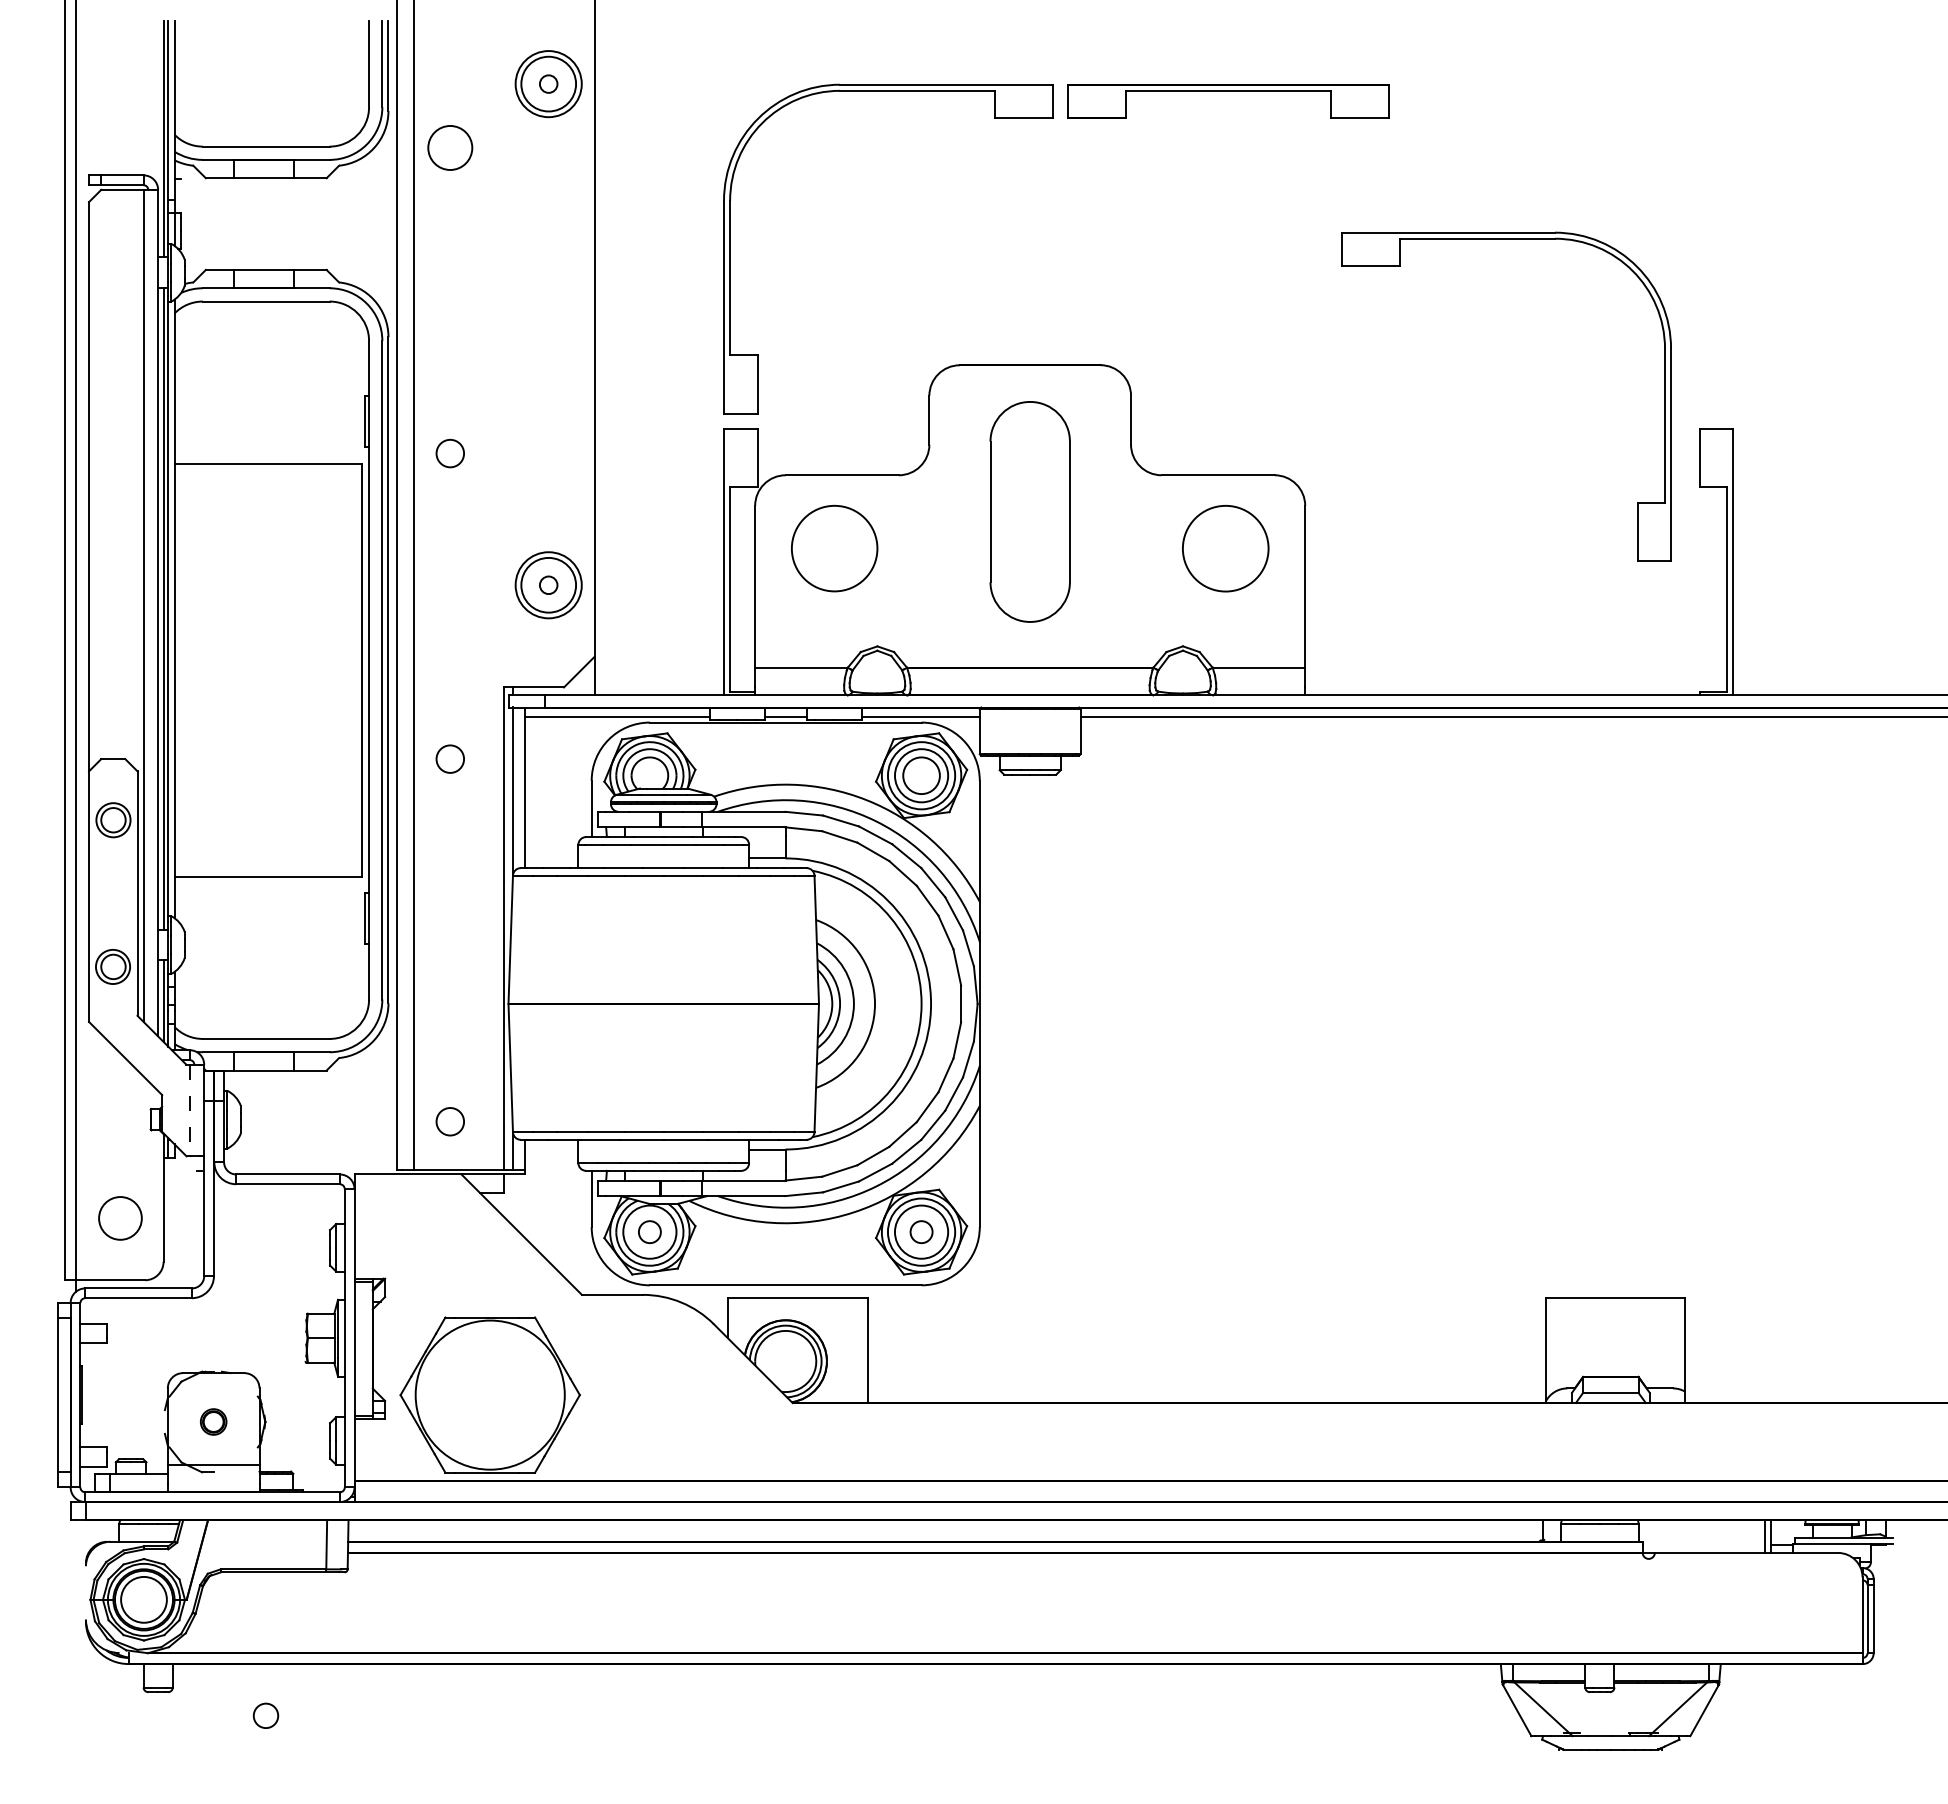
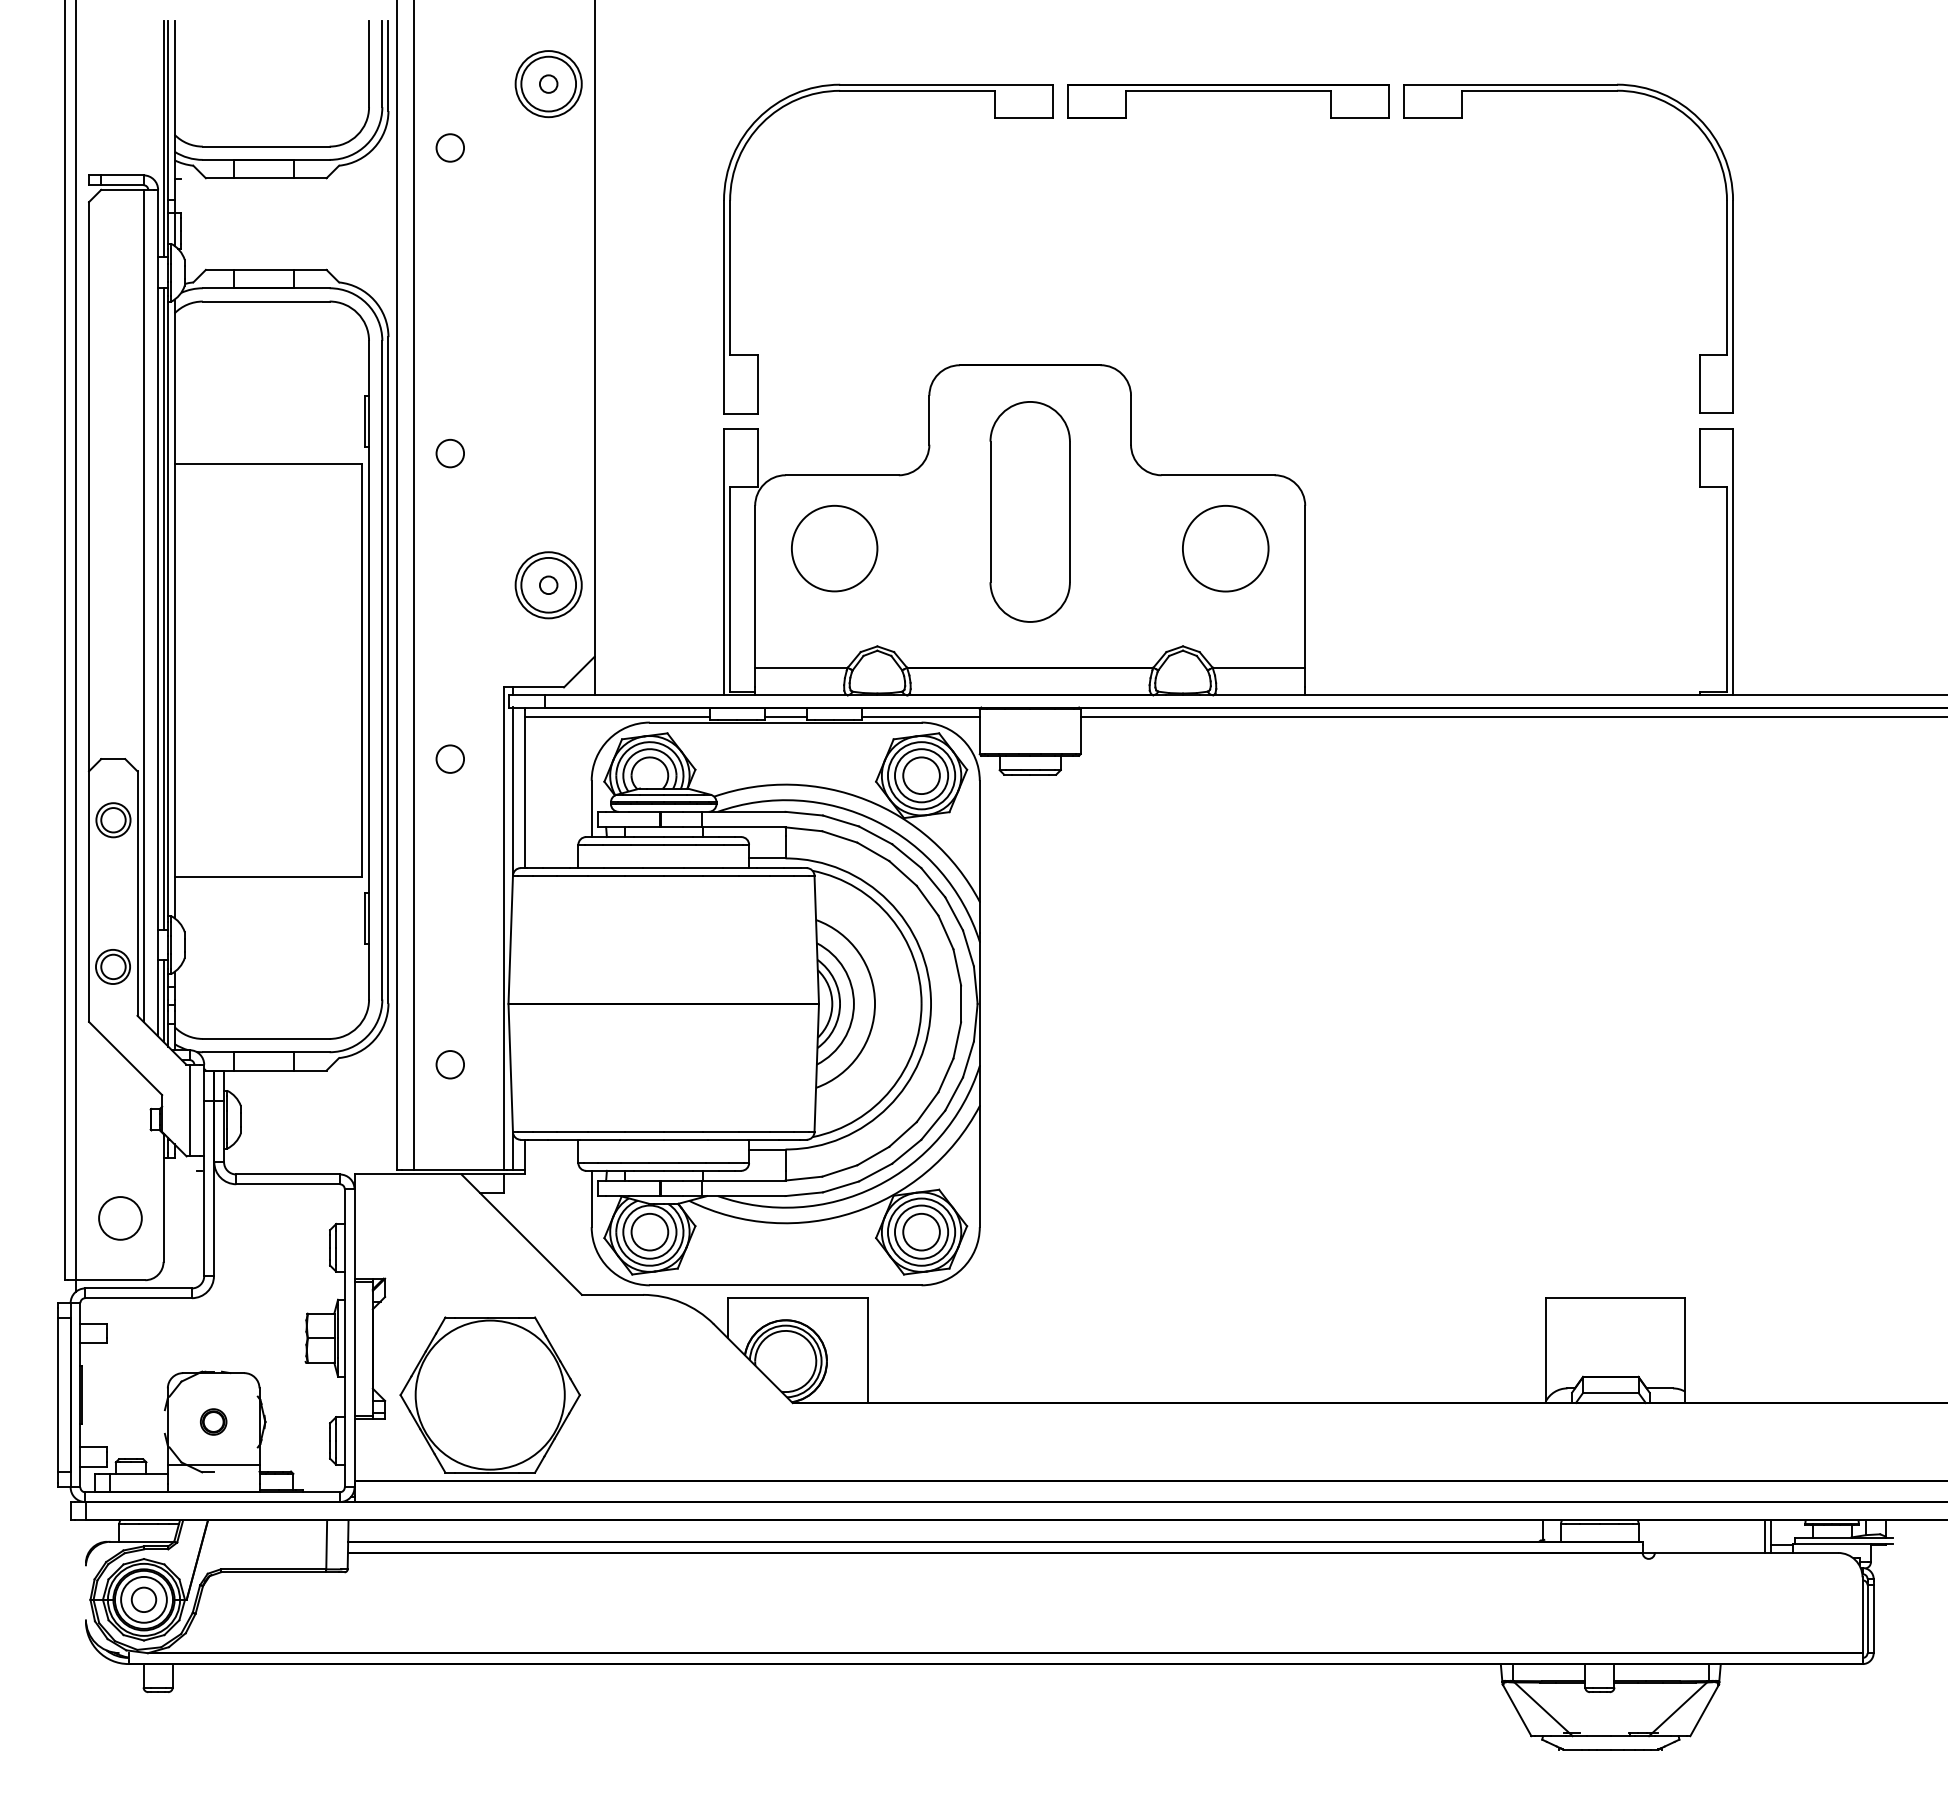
circle diameter: 44 px -> 28 px (450, 147)
part position: (1506, 239) -> (1568, 91) (1568, 91)
line: dashed -> solid (189, 1110)
circle position: (449, 1121) -> (449, 1064) (449, 1064)
circle diameter: 22 px -> 37 px (649, 1231)
circle diameter: 22 px -> 37 px (921, 1231)
circle position: (265, 1715) -> (143, 1599) (143, 1599)
